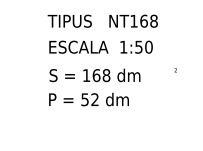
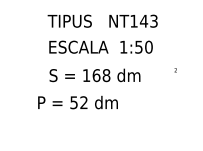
text: NT168 -> NT143 (148, 20)
text position: (88, 99) -> (77, 102) (77, 102)
